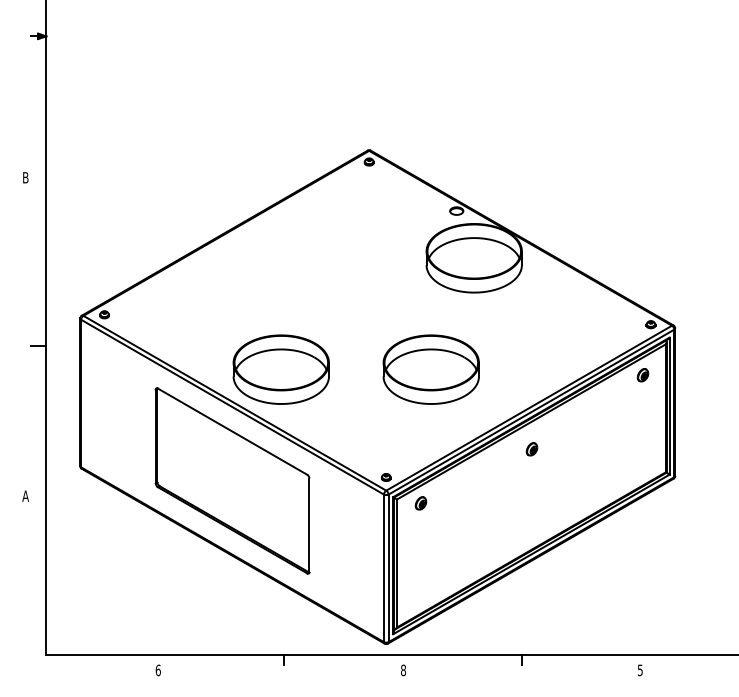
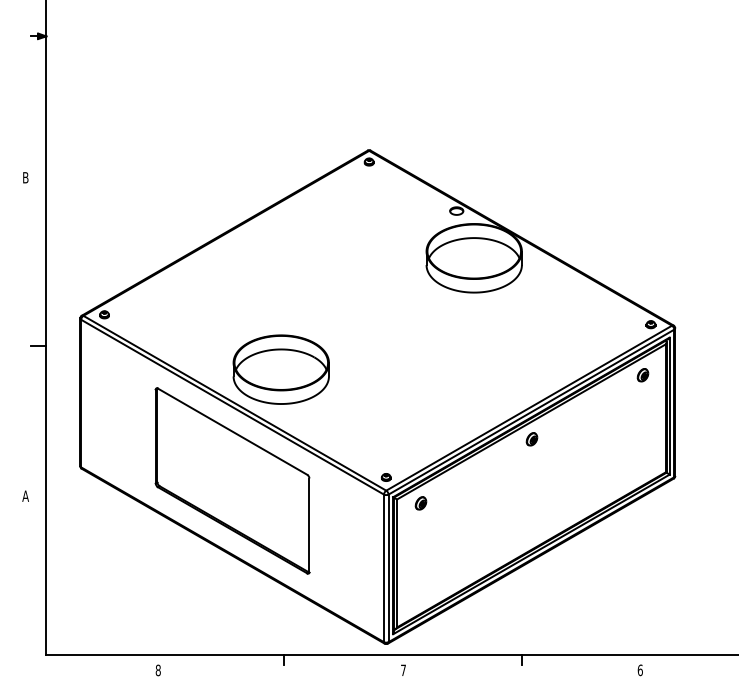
part: present -> none (430, 369)
part position: (531, 449) -> (531, 439) (531, 439)
text: 6 -> 8 (157, 669)
text: 8 -> 7 (403, 670)
text: 5 -> 6 (639, 670)
